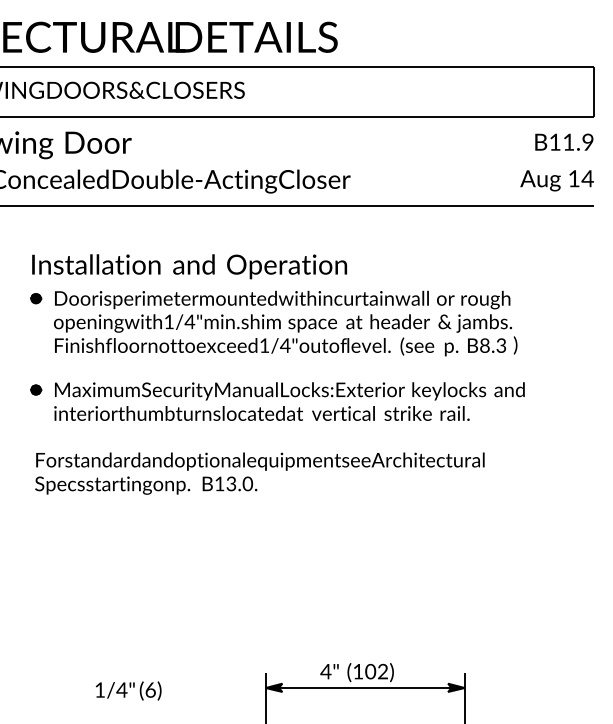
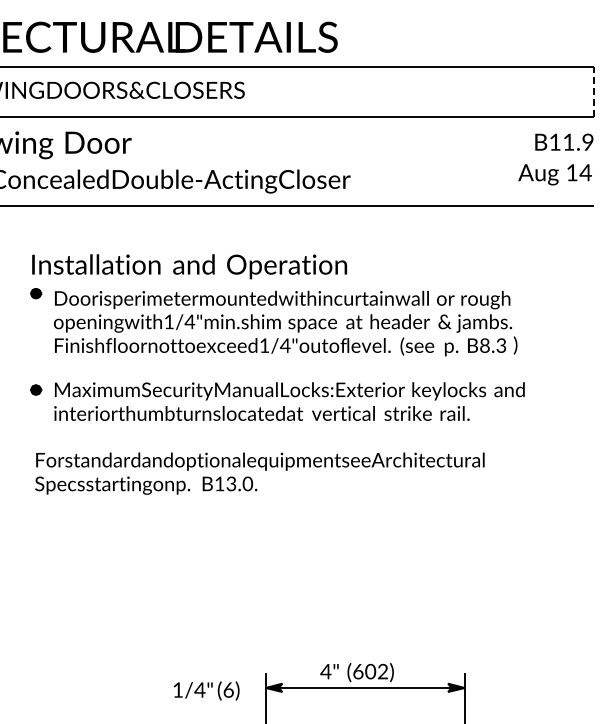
line: solid -> dashed (594, 91)
text position: (556, 180) -> (554, 174) (554, 174)
part position: (36, 298) -> (36, 293) (36, 293)
text: (102) -> (602) (358, 671)
text position: (128, 690) -> (206, 690) (206, 690)
